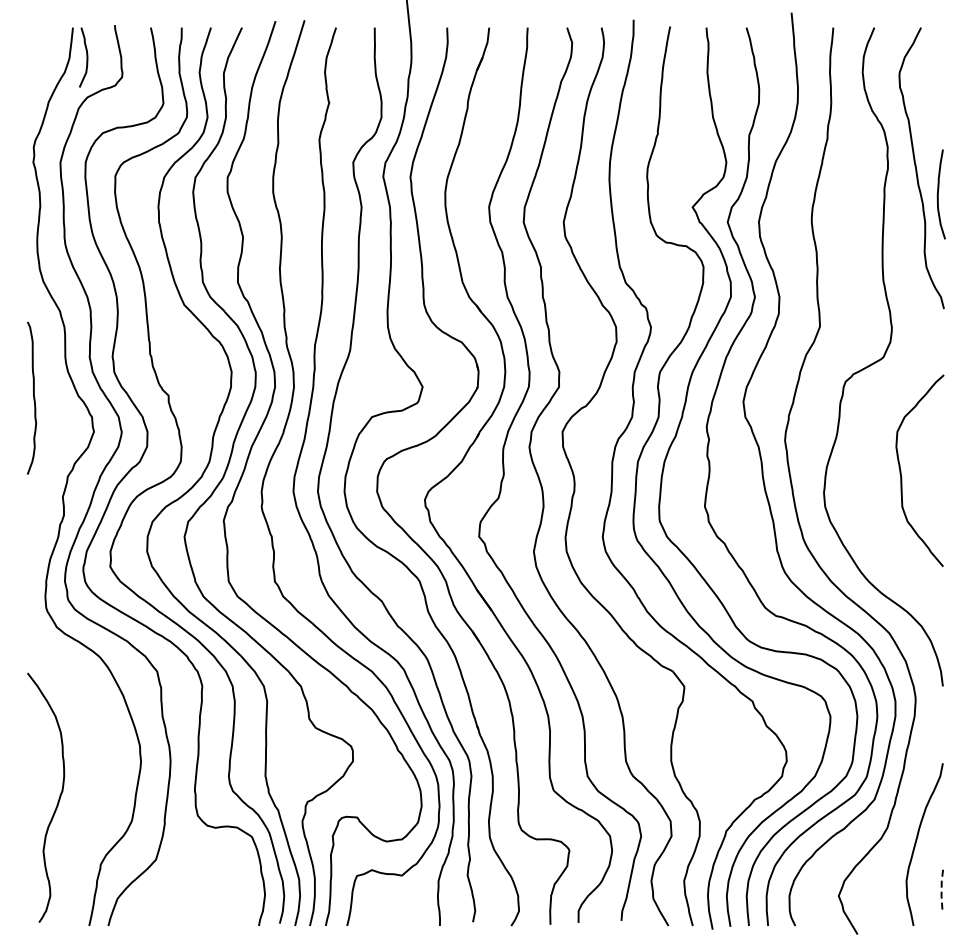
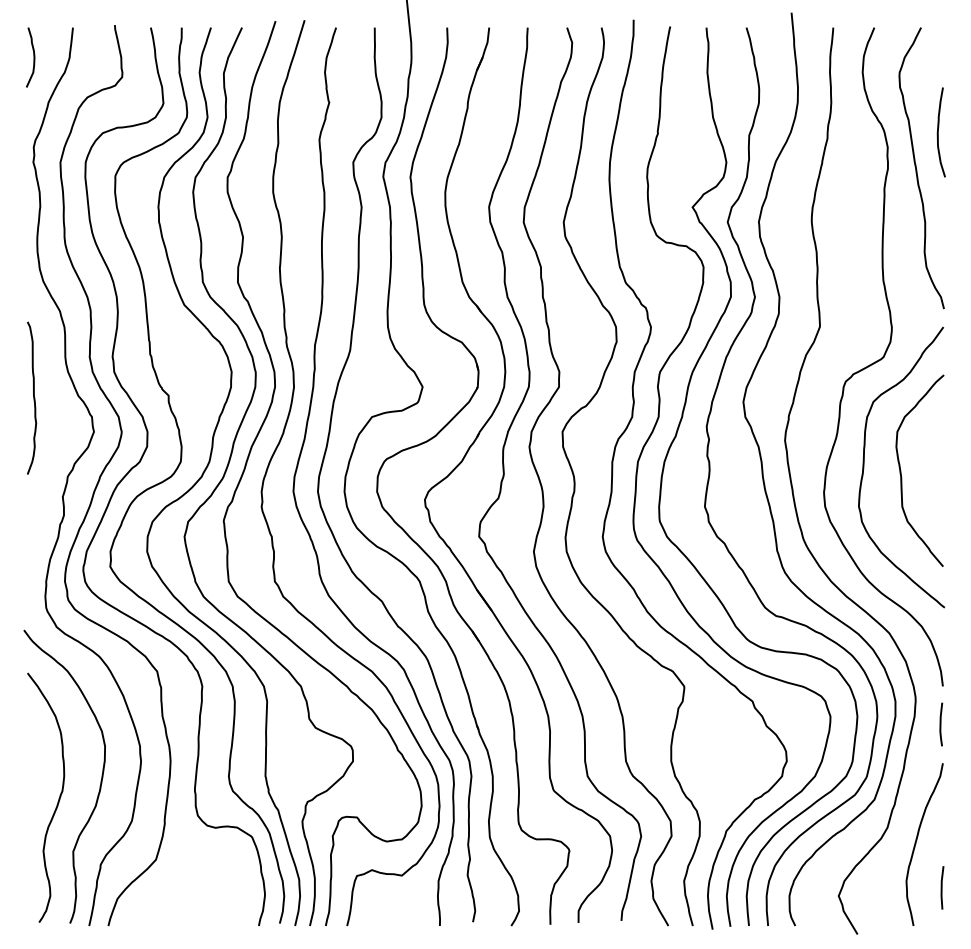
curve position: (86, 57) -> (33, 57) (33, 57)
curve position: (938, 194) -> (938, 132) (938, 132)
curve: none -> present (864, 467)
line: none -> present (941, 724)
curve: none -> present (100, 780)
line: dashed -> solid (941, 887)
